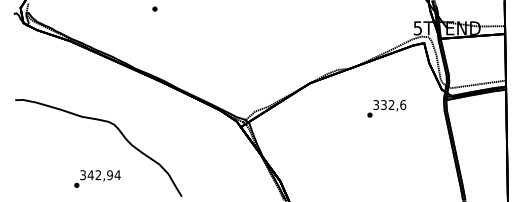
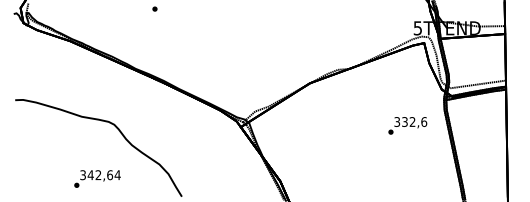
text position: (386, 108) -> (407, 125) (407, 125)
text: 342,94 -> 342,64 (110, 175)
